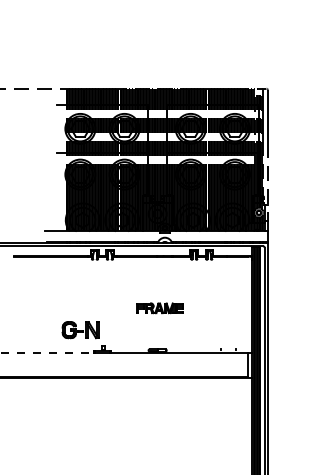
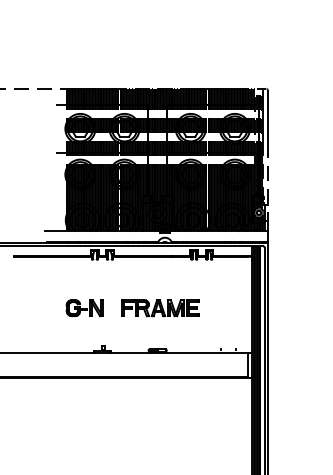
part size: 48x13 px -> 79x19 px (160, 308)
part position: (80, 330) -> (84, 308) (84, 308)
line: dashed -> solid (47, 353)
